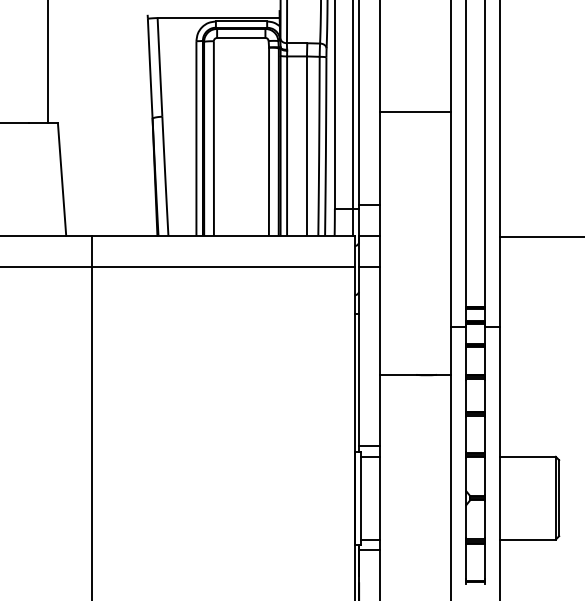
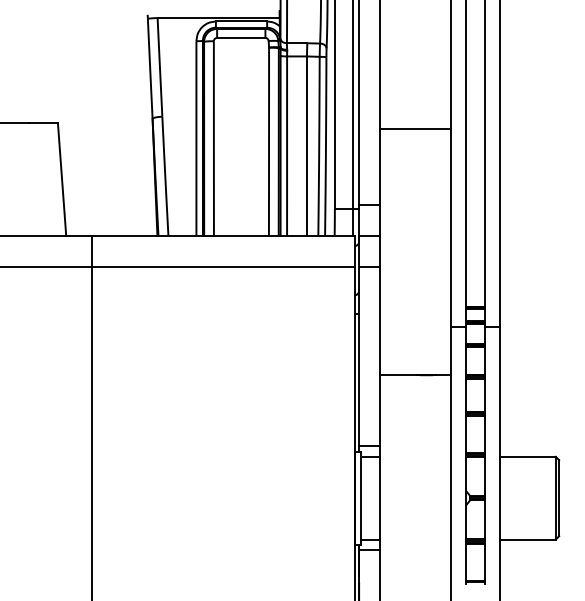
line: present -> none (48, 62)
line position: (414, 112) -> (414, 129) (414, 129)
line: present -> none (540, 236)
